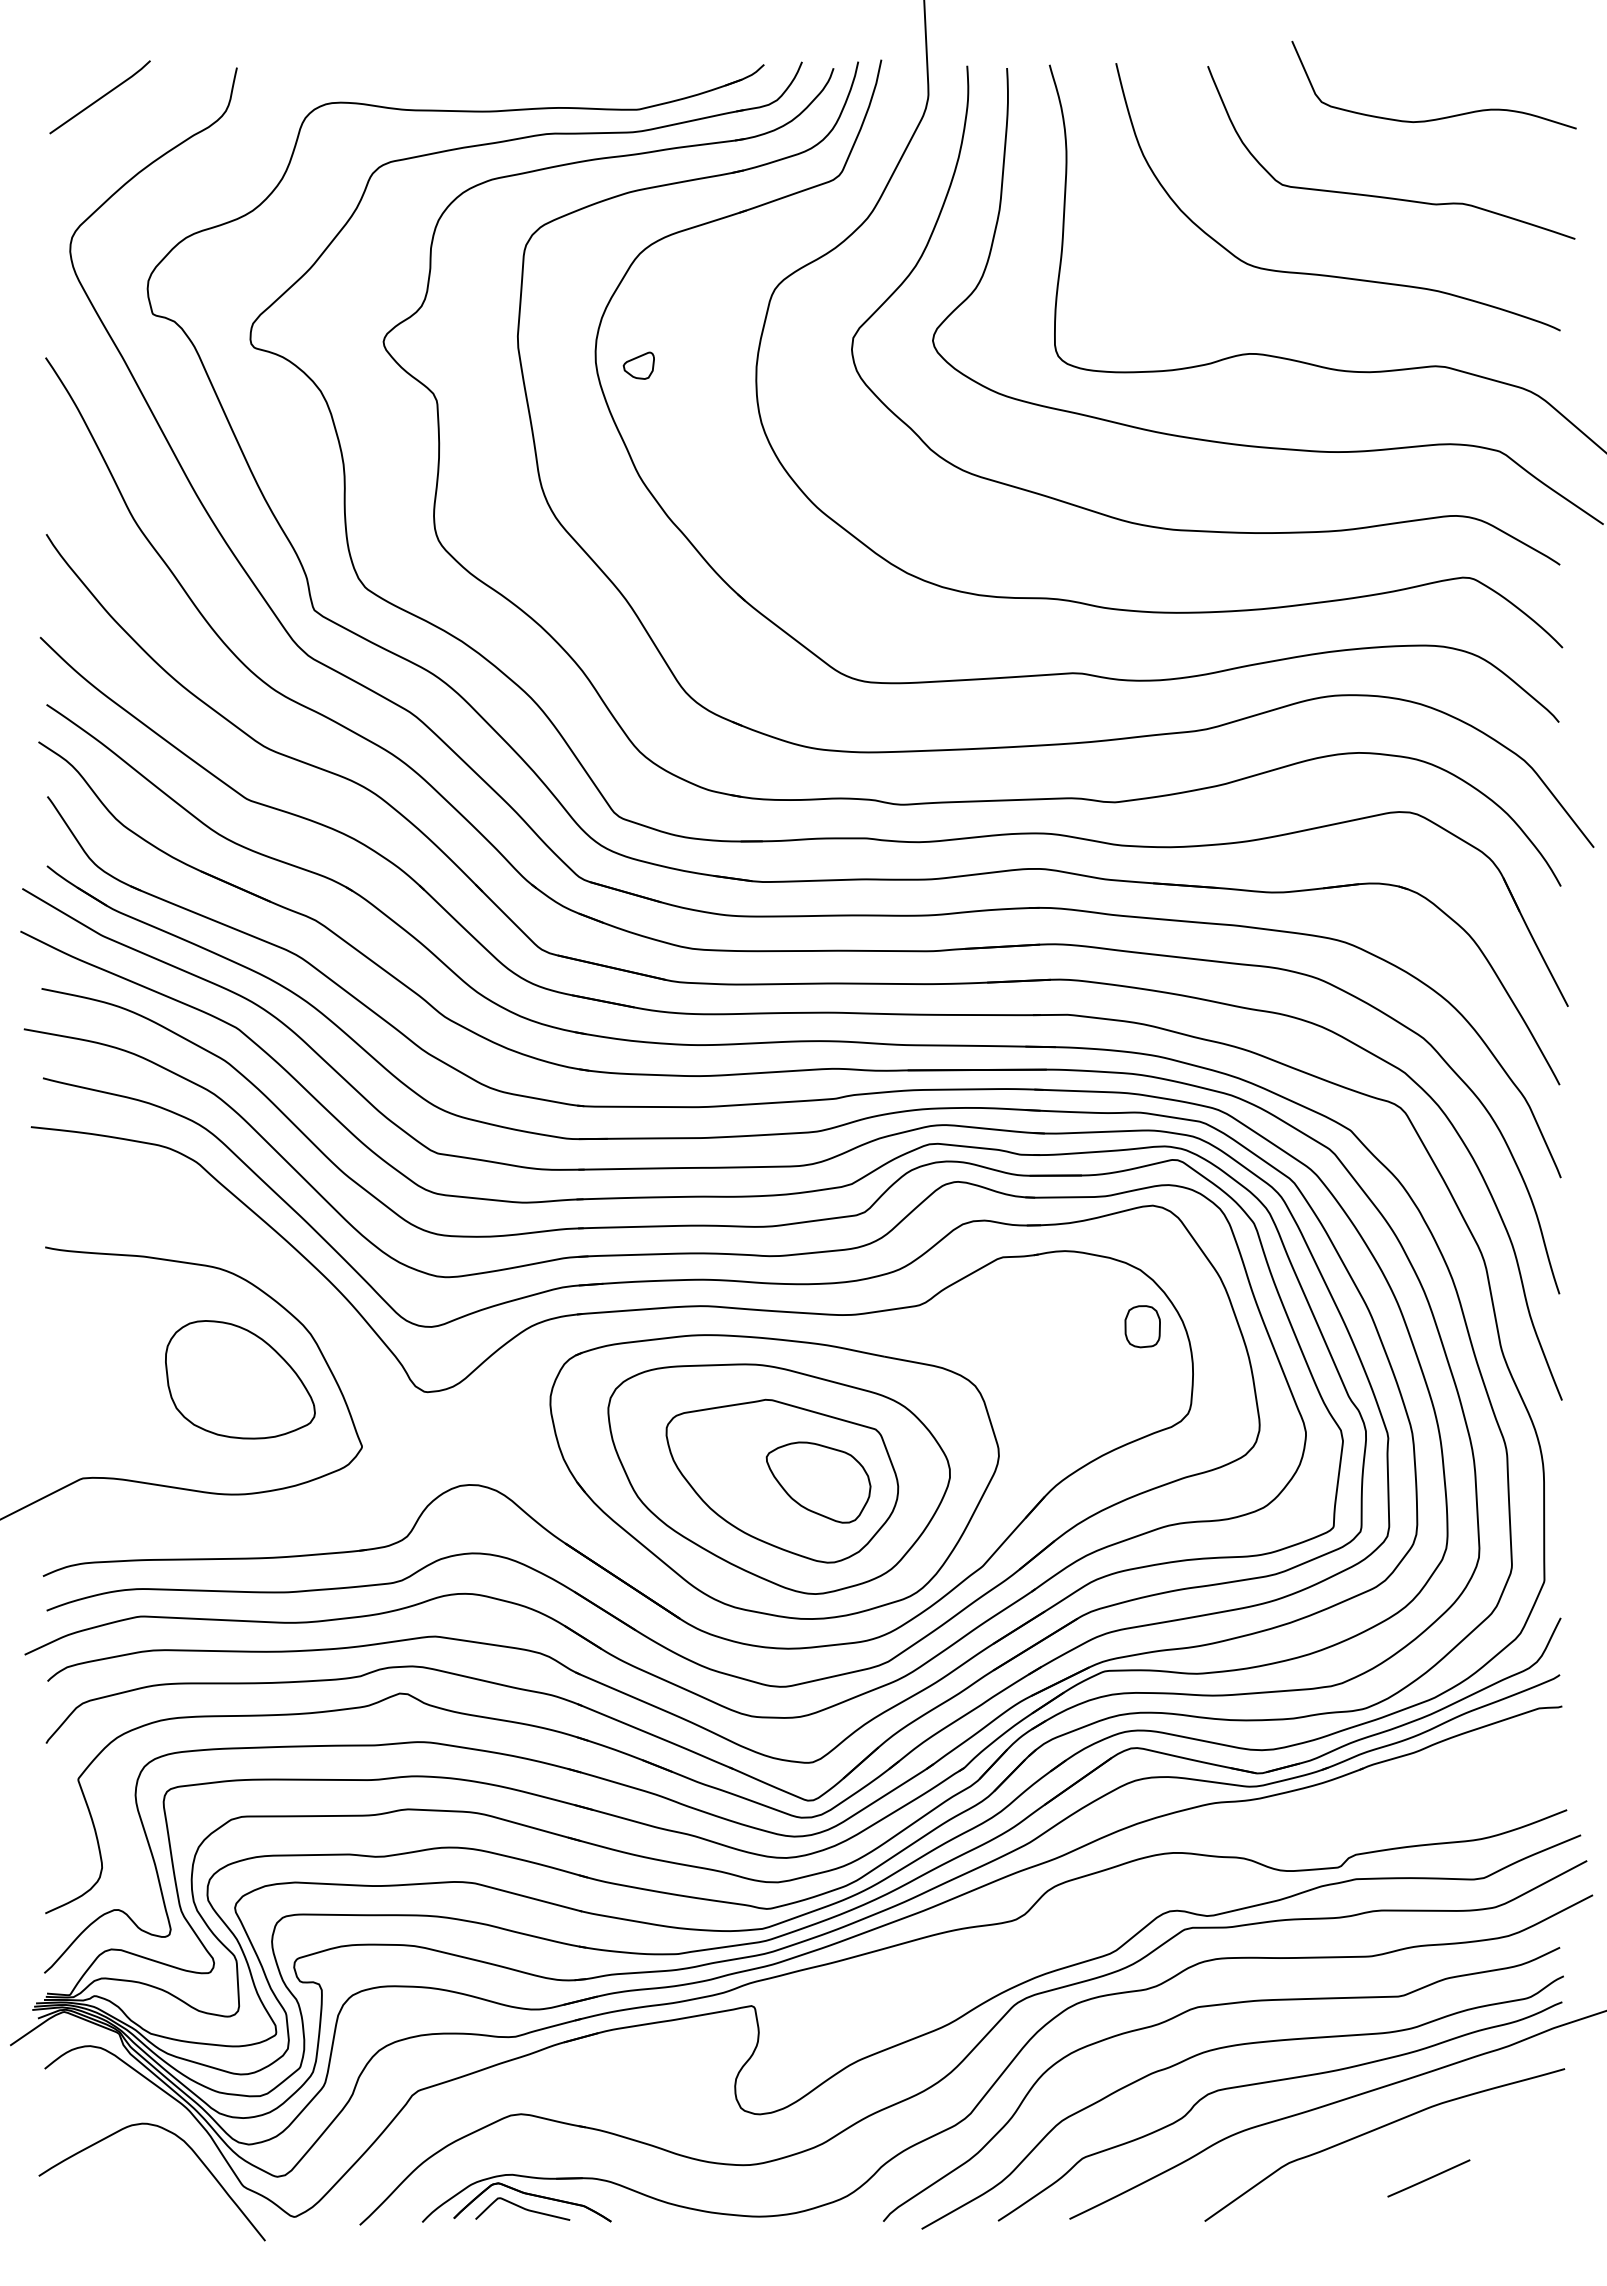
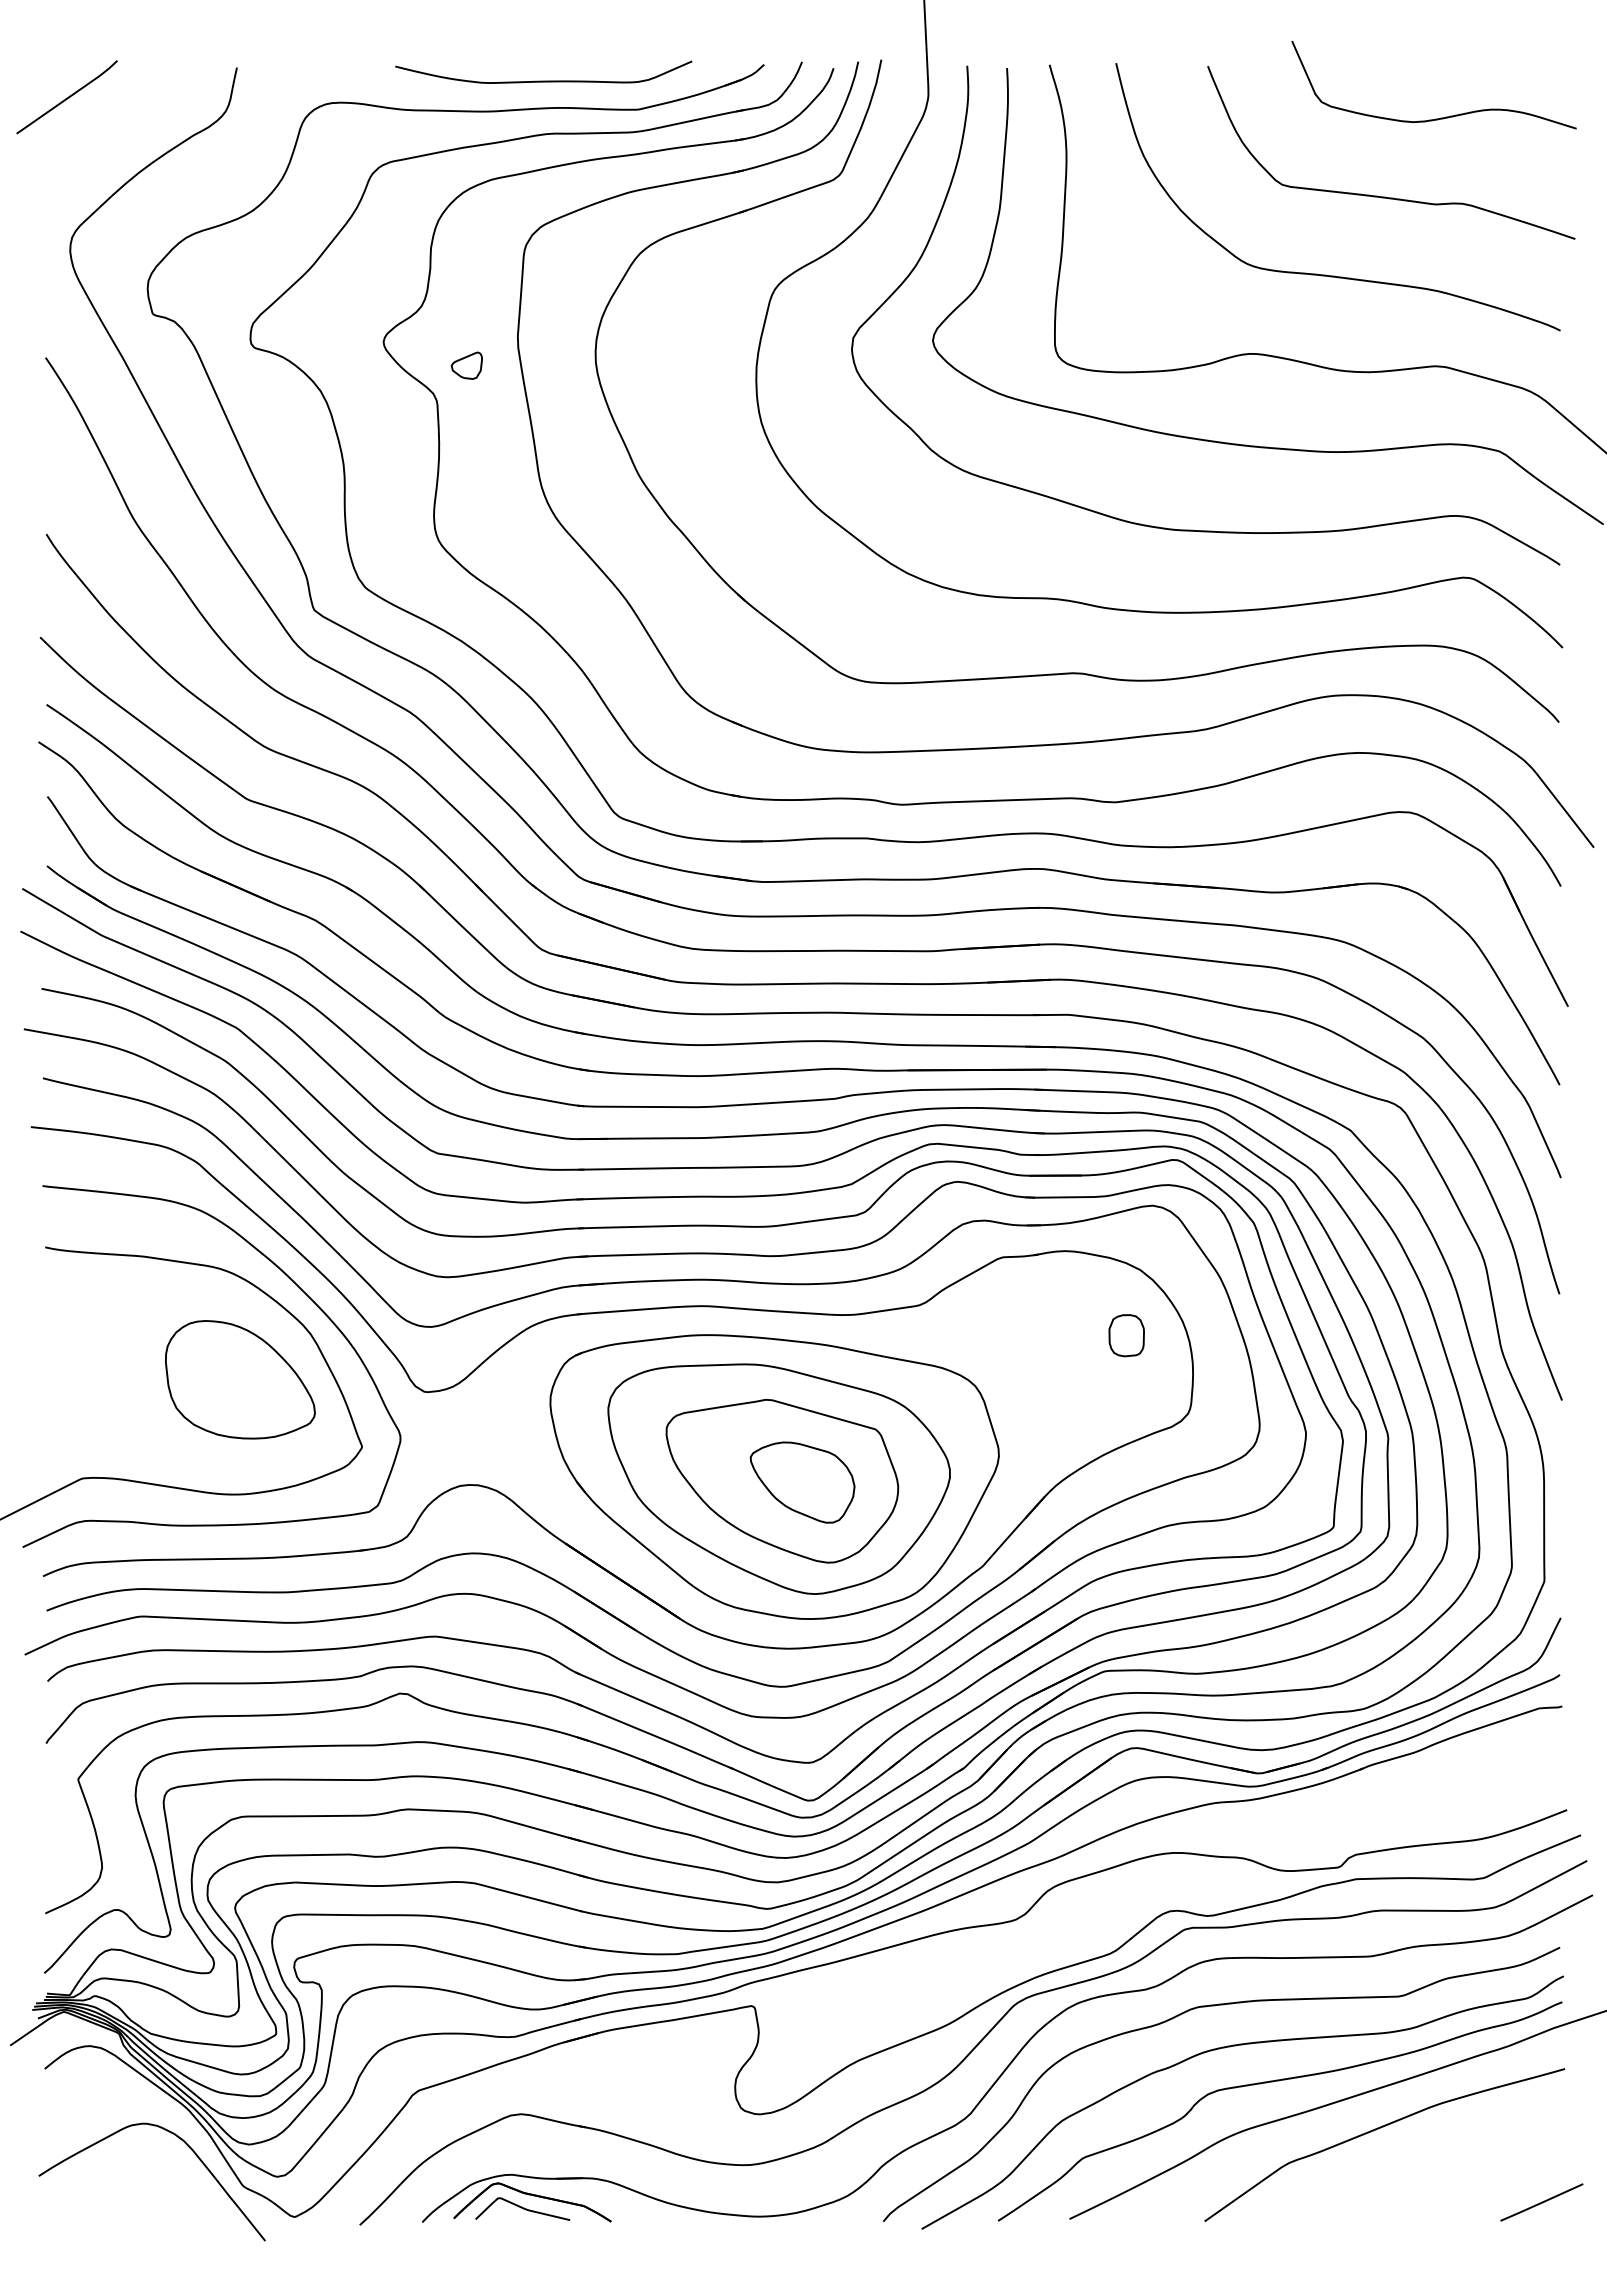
curve: none -> present (543, 80)
line position: (99, 97) -> (66, 97) (66, 97)
part position: (638, 365) -> (466, 365) (466, 365)
curve: none -> present (289, 1279)
part position: (1142, 1326) -> (1126, 1335) (1126, 1335)
part position: (818, 1482) -> (802, 1482) (802, 1482)
line position: (1428, 2178) -> (1541, 2202) (1541, 2202)
